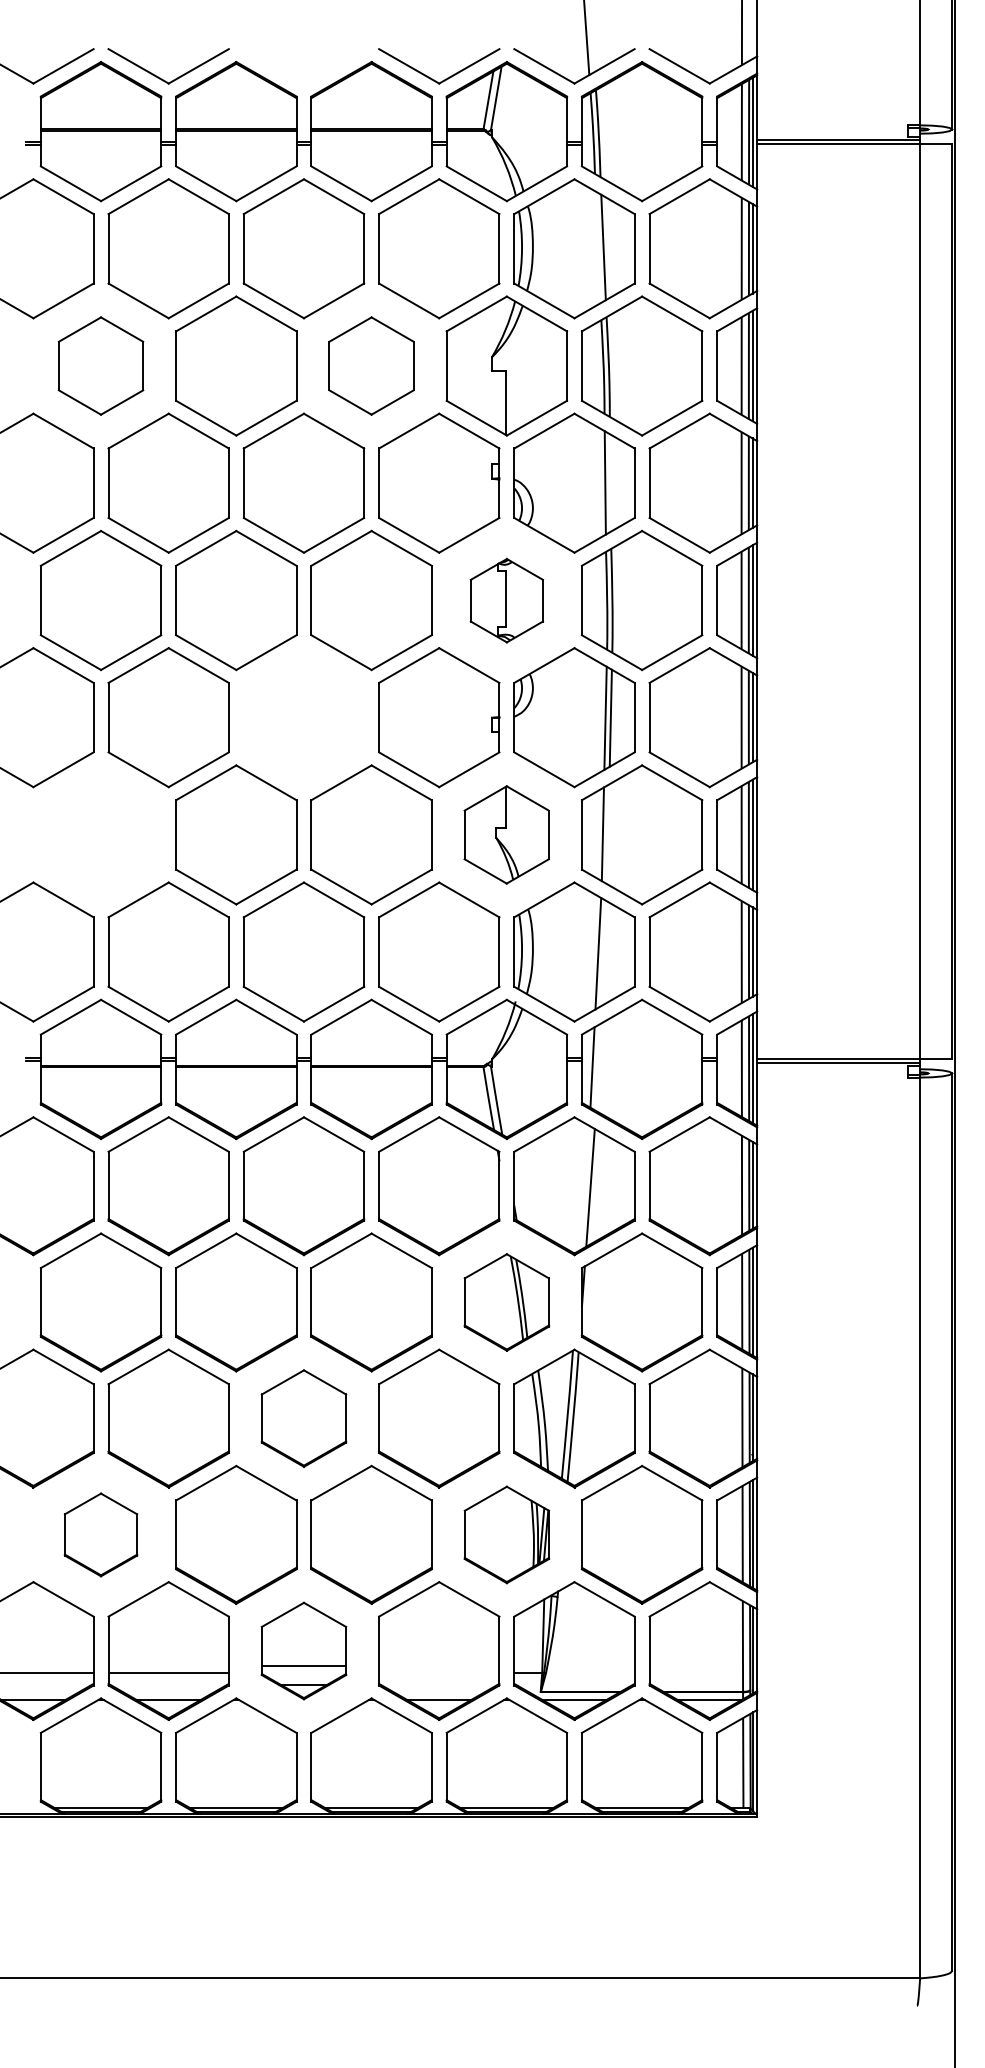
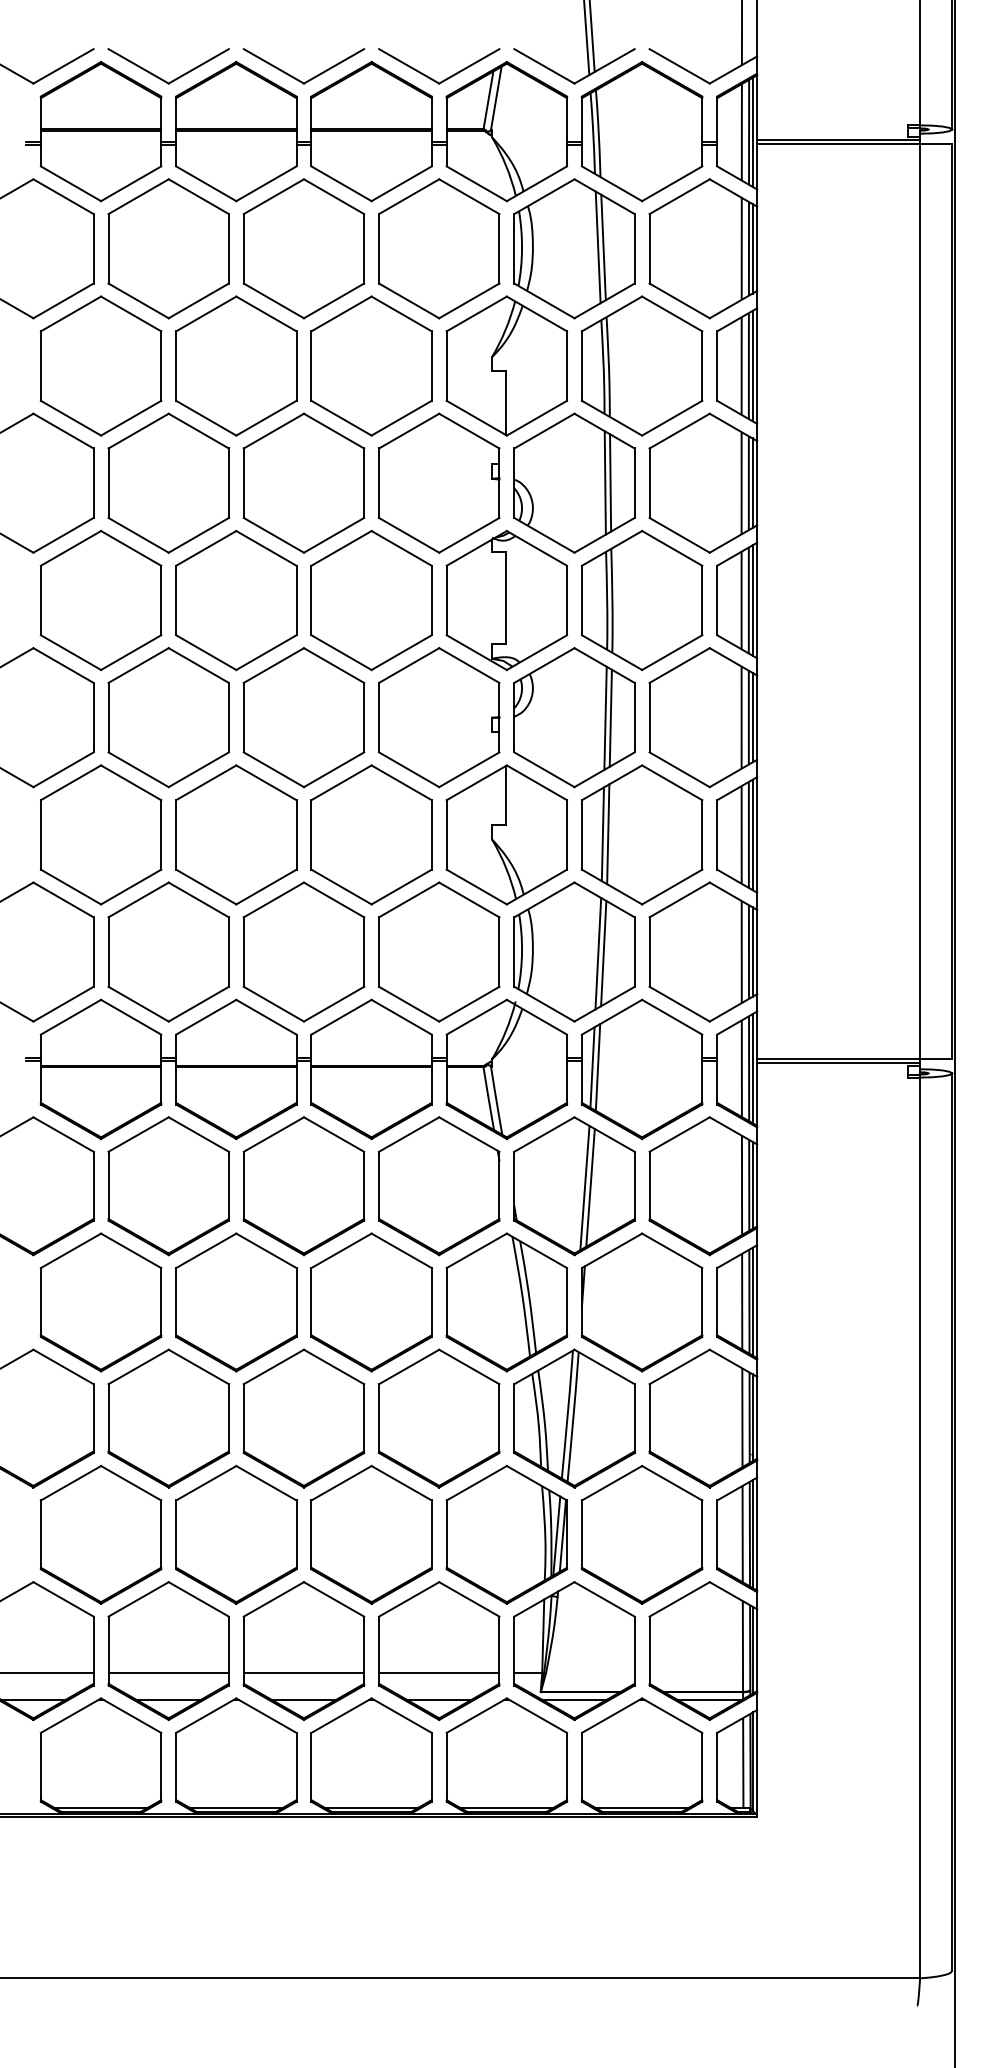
line: none -> present (591, 37)
part: none -> present (297, 78)
line: none -> present (597, 247)
part size: 88x100 px -> 124x142 px (100, 365)
part size: 87x100 px -> 123x142 px (371, 365)
line: none -> present (610, 482)
part size: 76x86 px -> 124x142 px (506, 600)
part: none -> present (303, 717)
part: none -> present (100, 834)
part size: 87x100 px -> 123x142 px (506, 834)
line: none -> present (608, 834)
line: none -> present (603, 953)
line: none -> present (597, 1067)
line: none -> present (584, 1187)
part size: 88x99 px -> 124x141 px (506, 1302)
part size: 88x99 px -> 124x141 px (303, 1418)
part size: 76x86 px -> 124x140 px (100, 1534)
part size: 88x100 px -> 124x140 px (506, 1534)
part size: 88x100 px -> 124x140 px (303, 1650)
line: none -> present (439, 1672)
